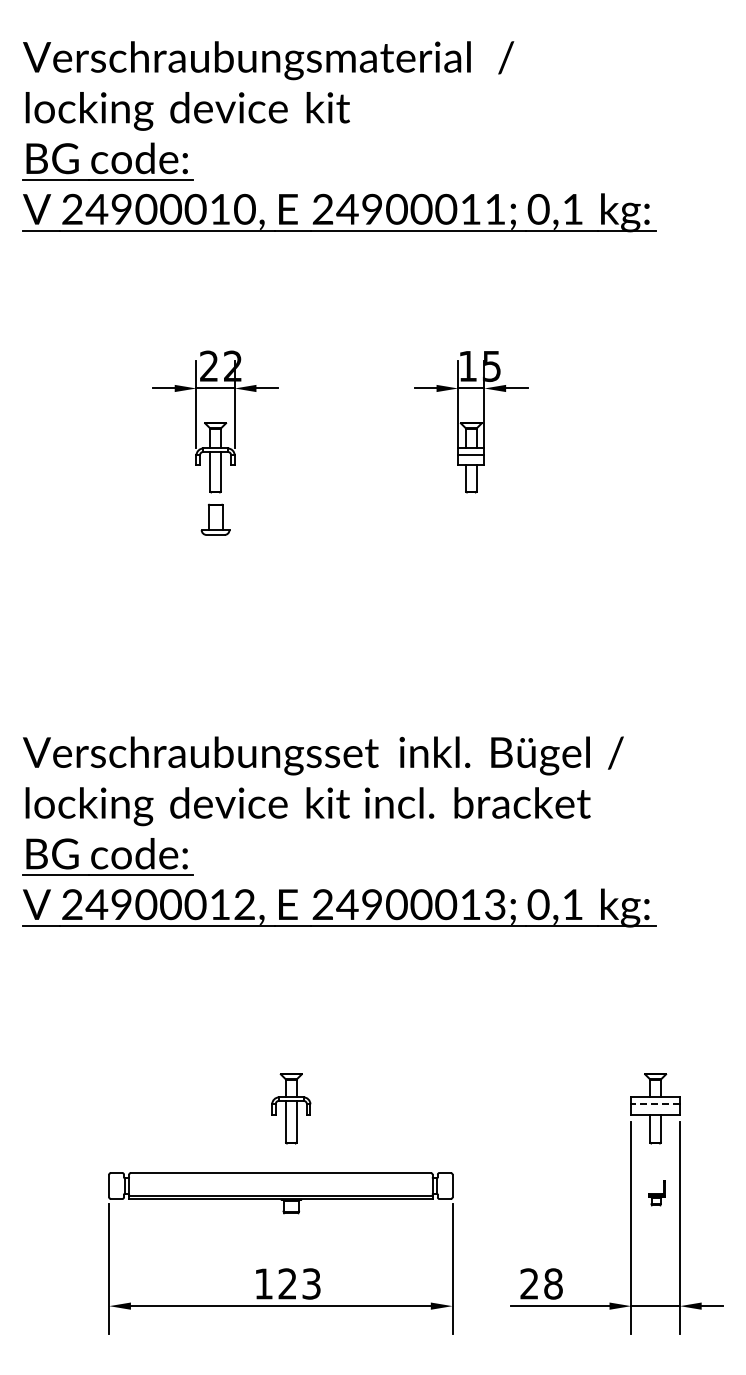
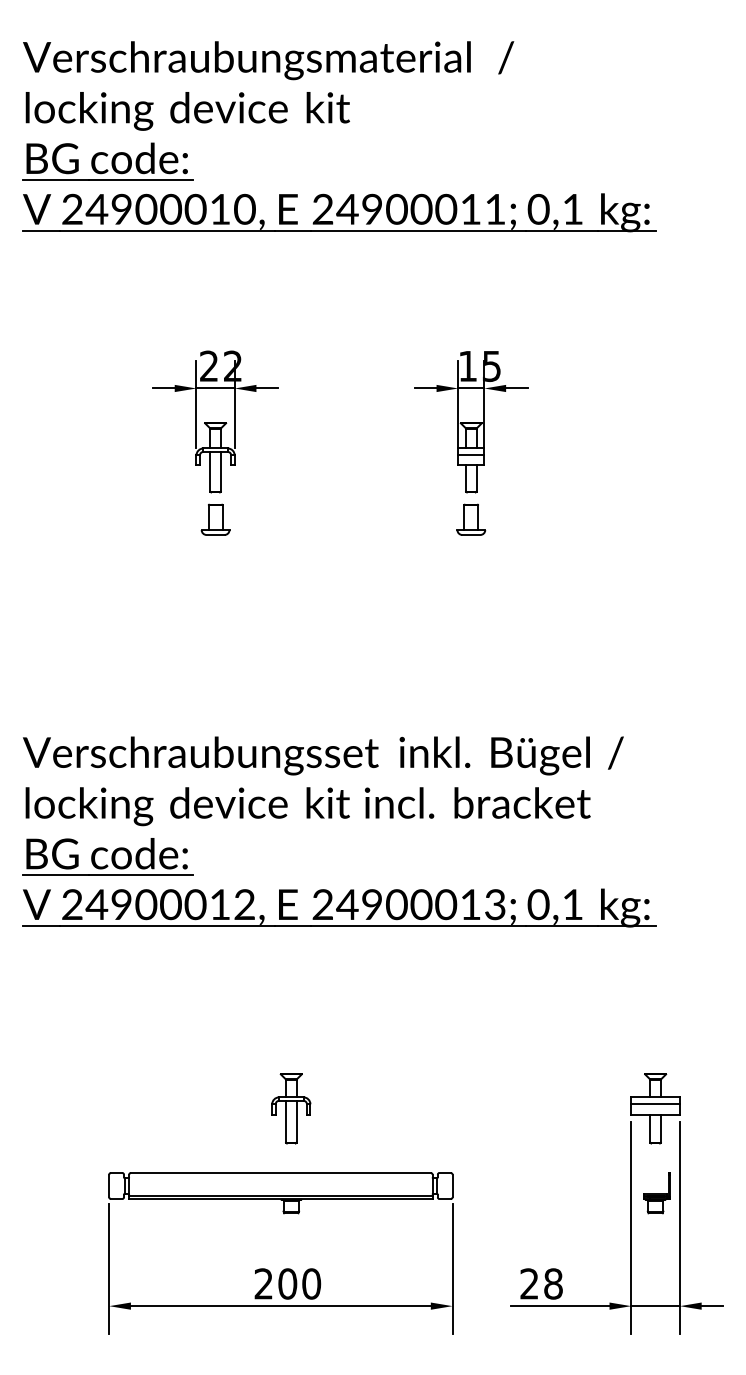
part: none -> present (471, 519)
line: dashed -> solid (655, 1104)
part size: 18x27 px -> 28x43 px (656, 1193)
text: 123 -> 200 (287, 1283)
